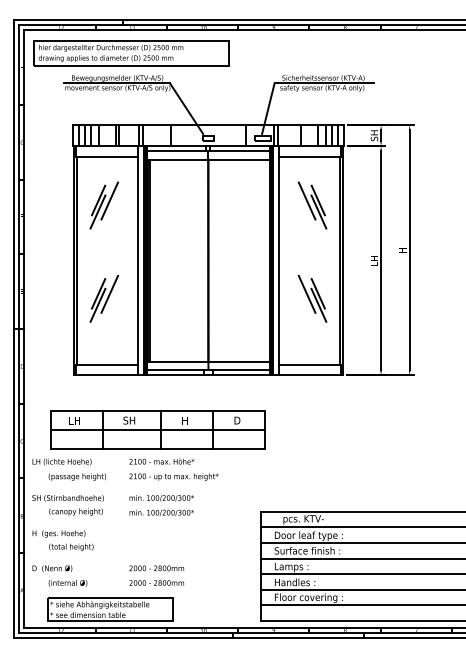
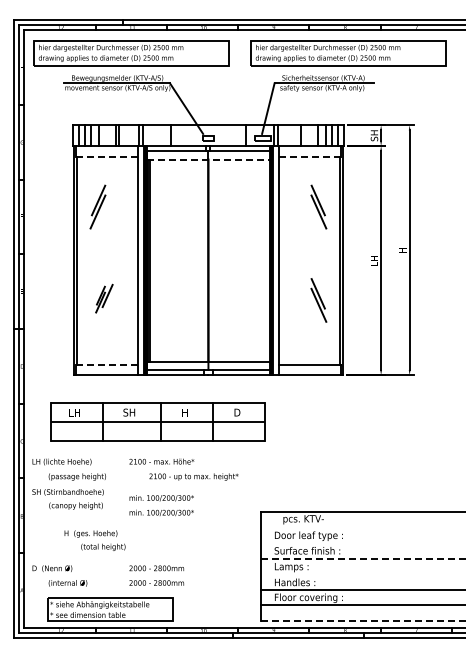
part: none -> present (348, 53)
line: solid -> dashed (107, 156)
line: solid -> dashed (309, 156)
line: solid -> dashed (208, 159)
line: present -> none (109, 200)
line: present -> none (306, 200)
line: present -> none (306, 293)
part size: 31x49 px -> 19x31 px (104, 298)
line: solid -> dashed (106, 364)
part position: (157, 429) -> (157, 421) (157, 421)
text position: (173, 476) -> (193, 476) (193, 476)
text position: (67, 505) -> (67, 499) (67, 499)
line: present -> none (361, 527)
text position: (62, 540) -> (94, 540) (94, 540)
line: present -> none (361, 542)
line: solid -> dashed (363, 558)
line: present -> none (361, 574)
line: solid -> dashed (363, 621)
